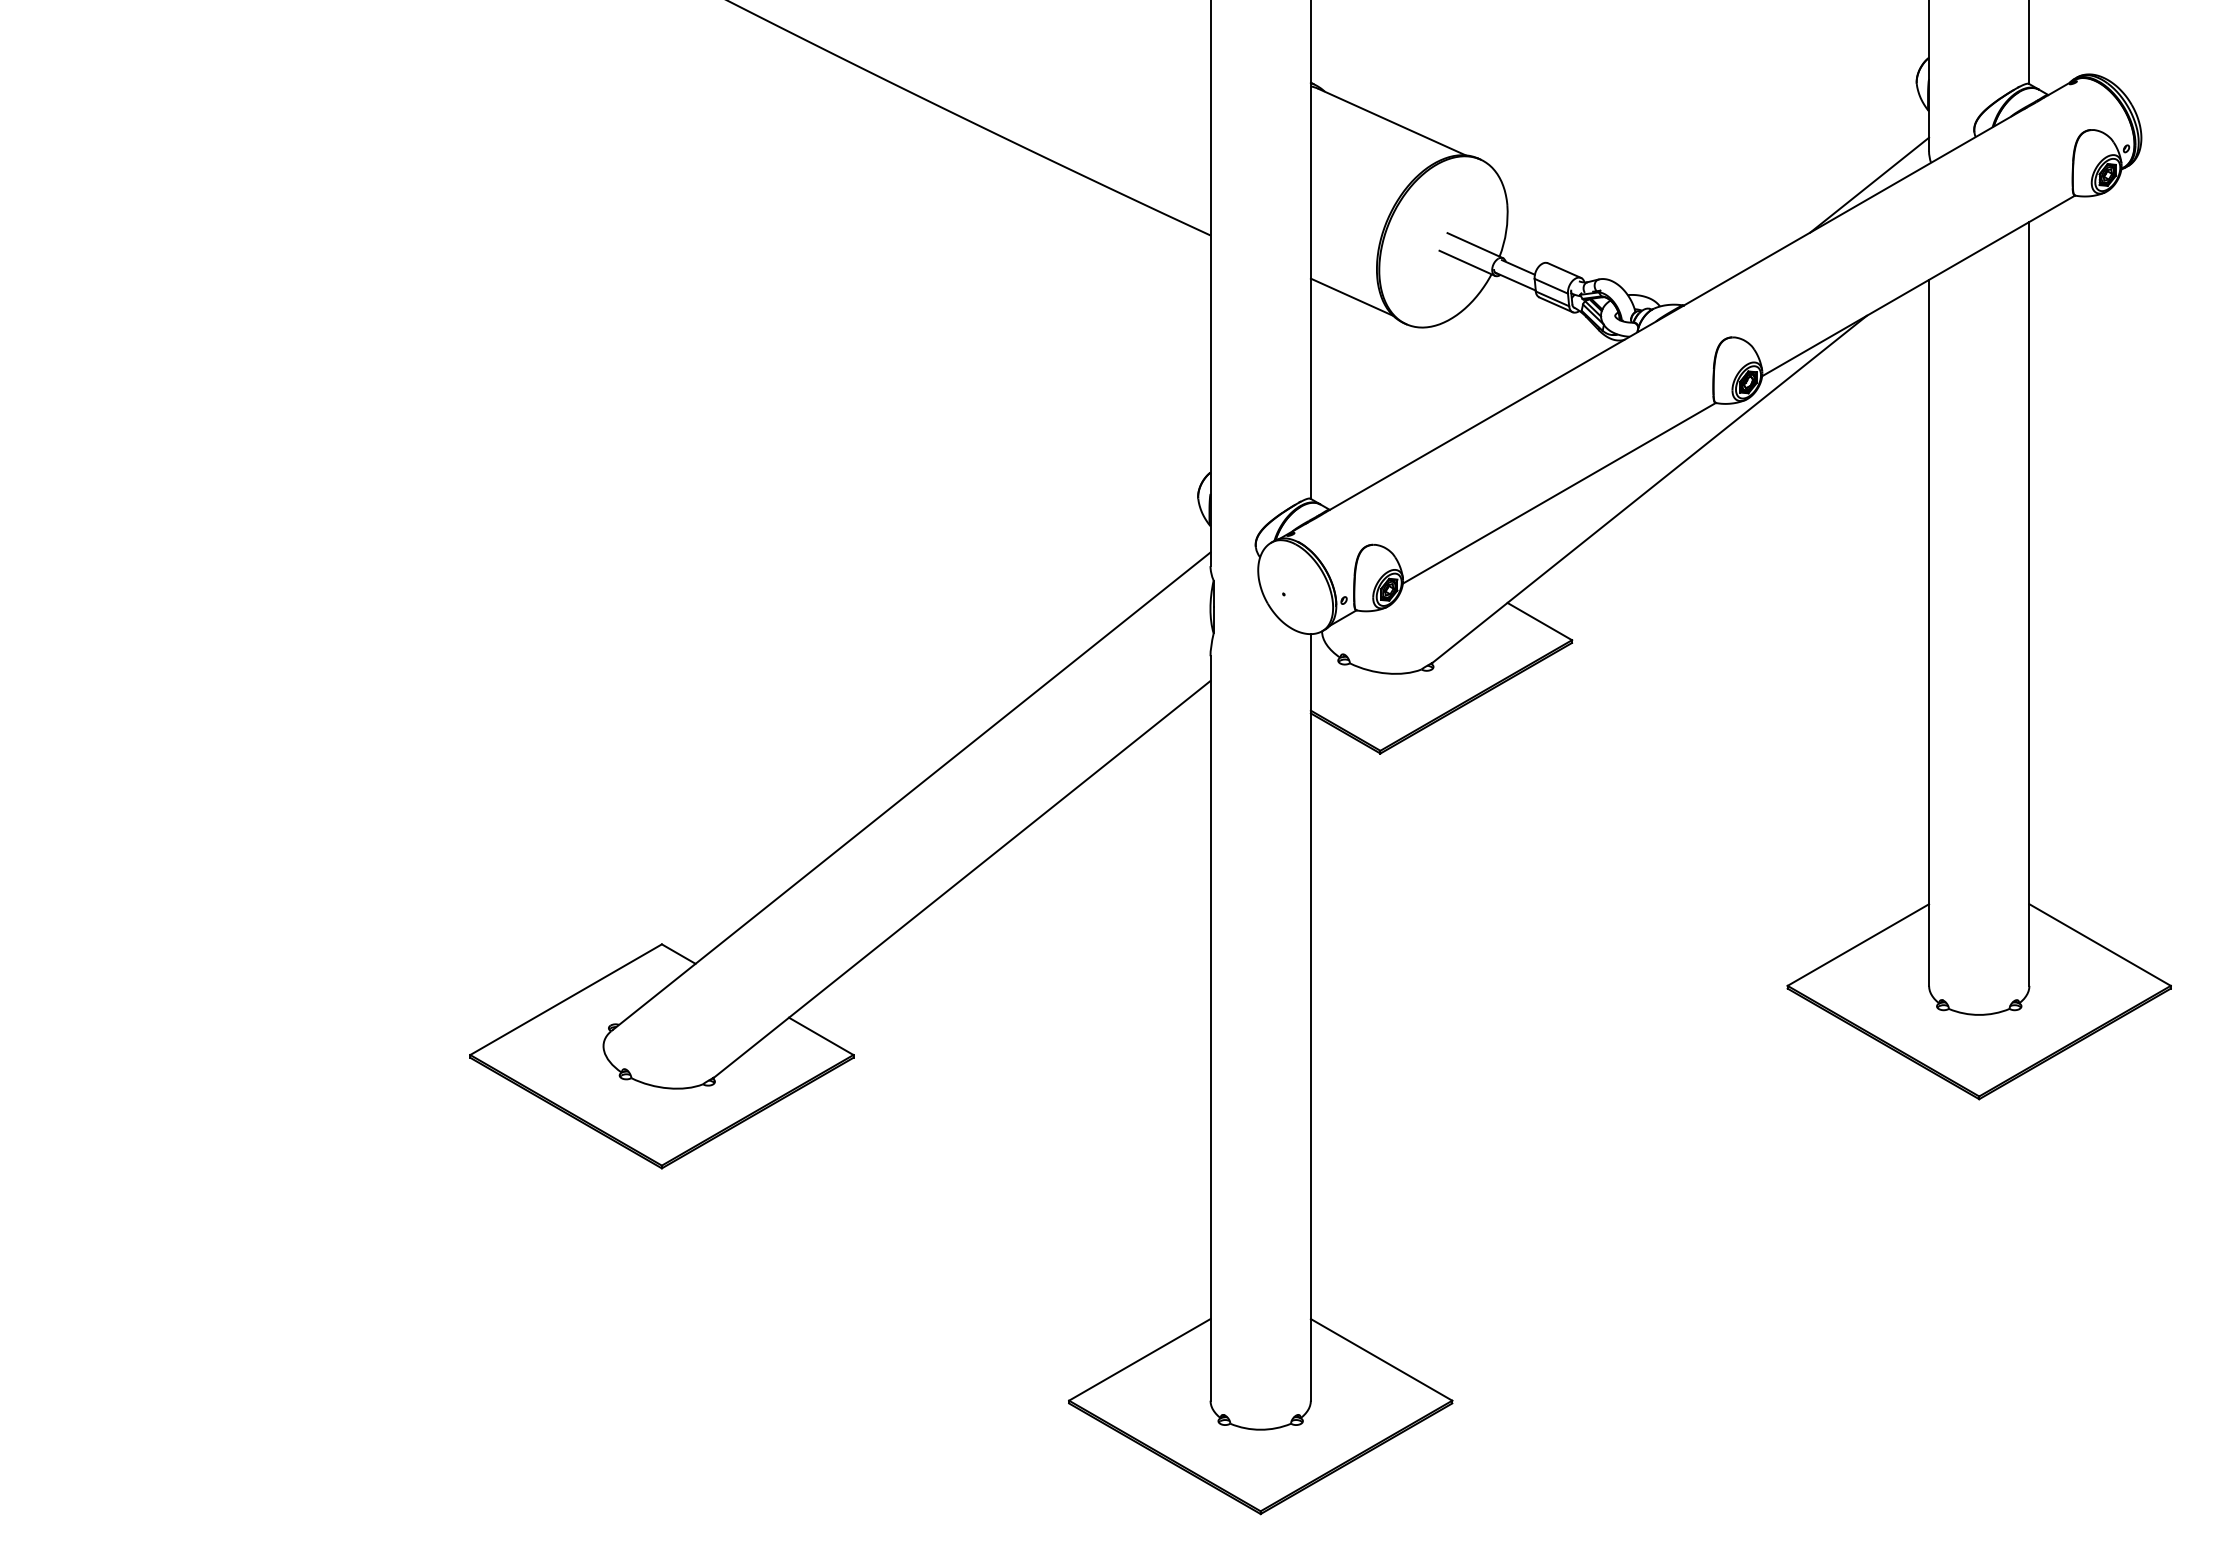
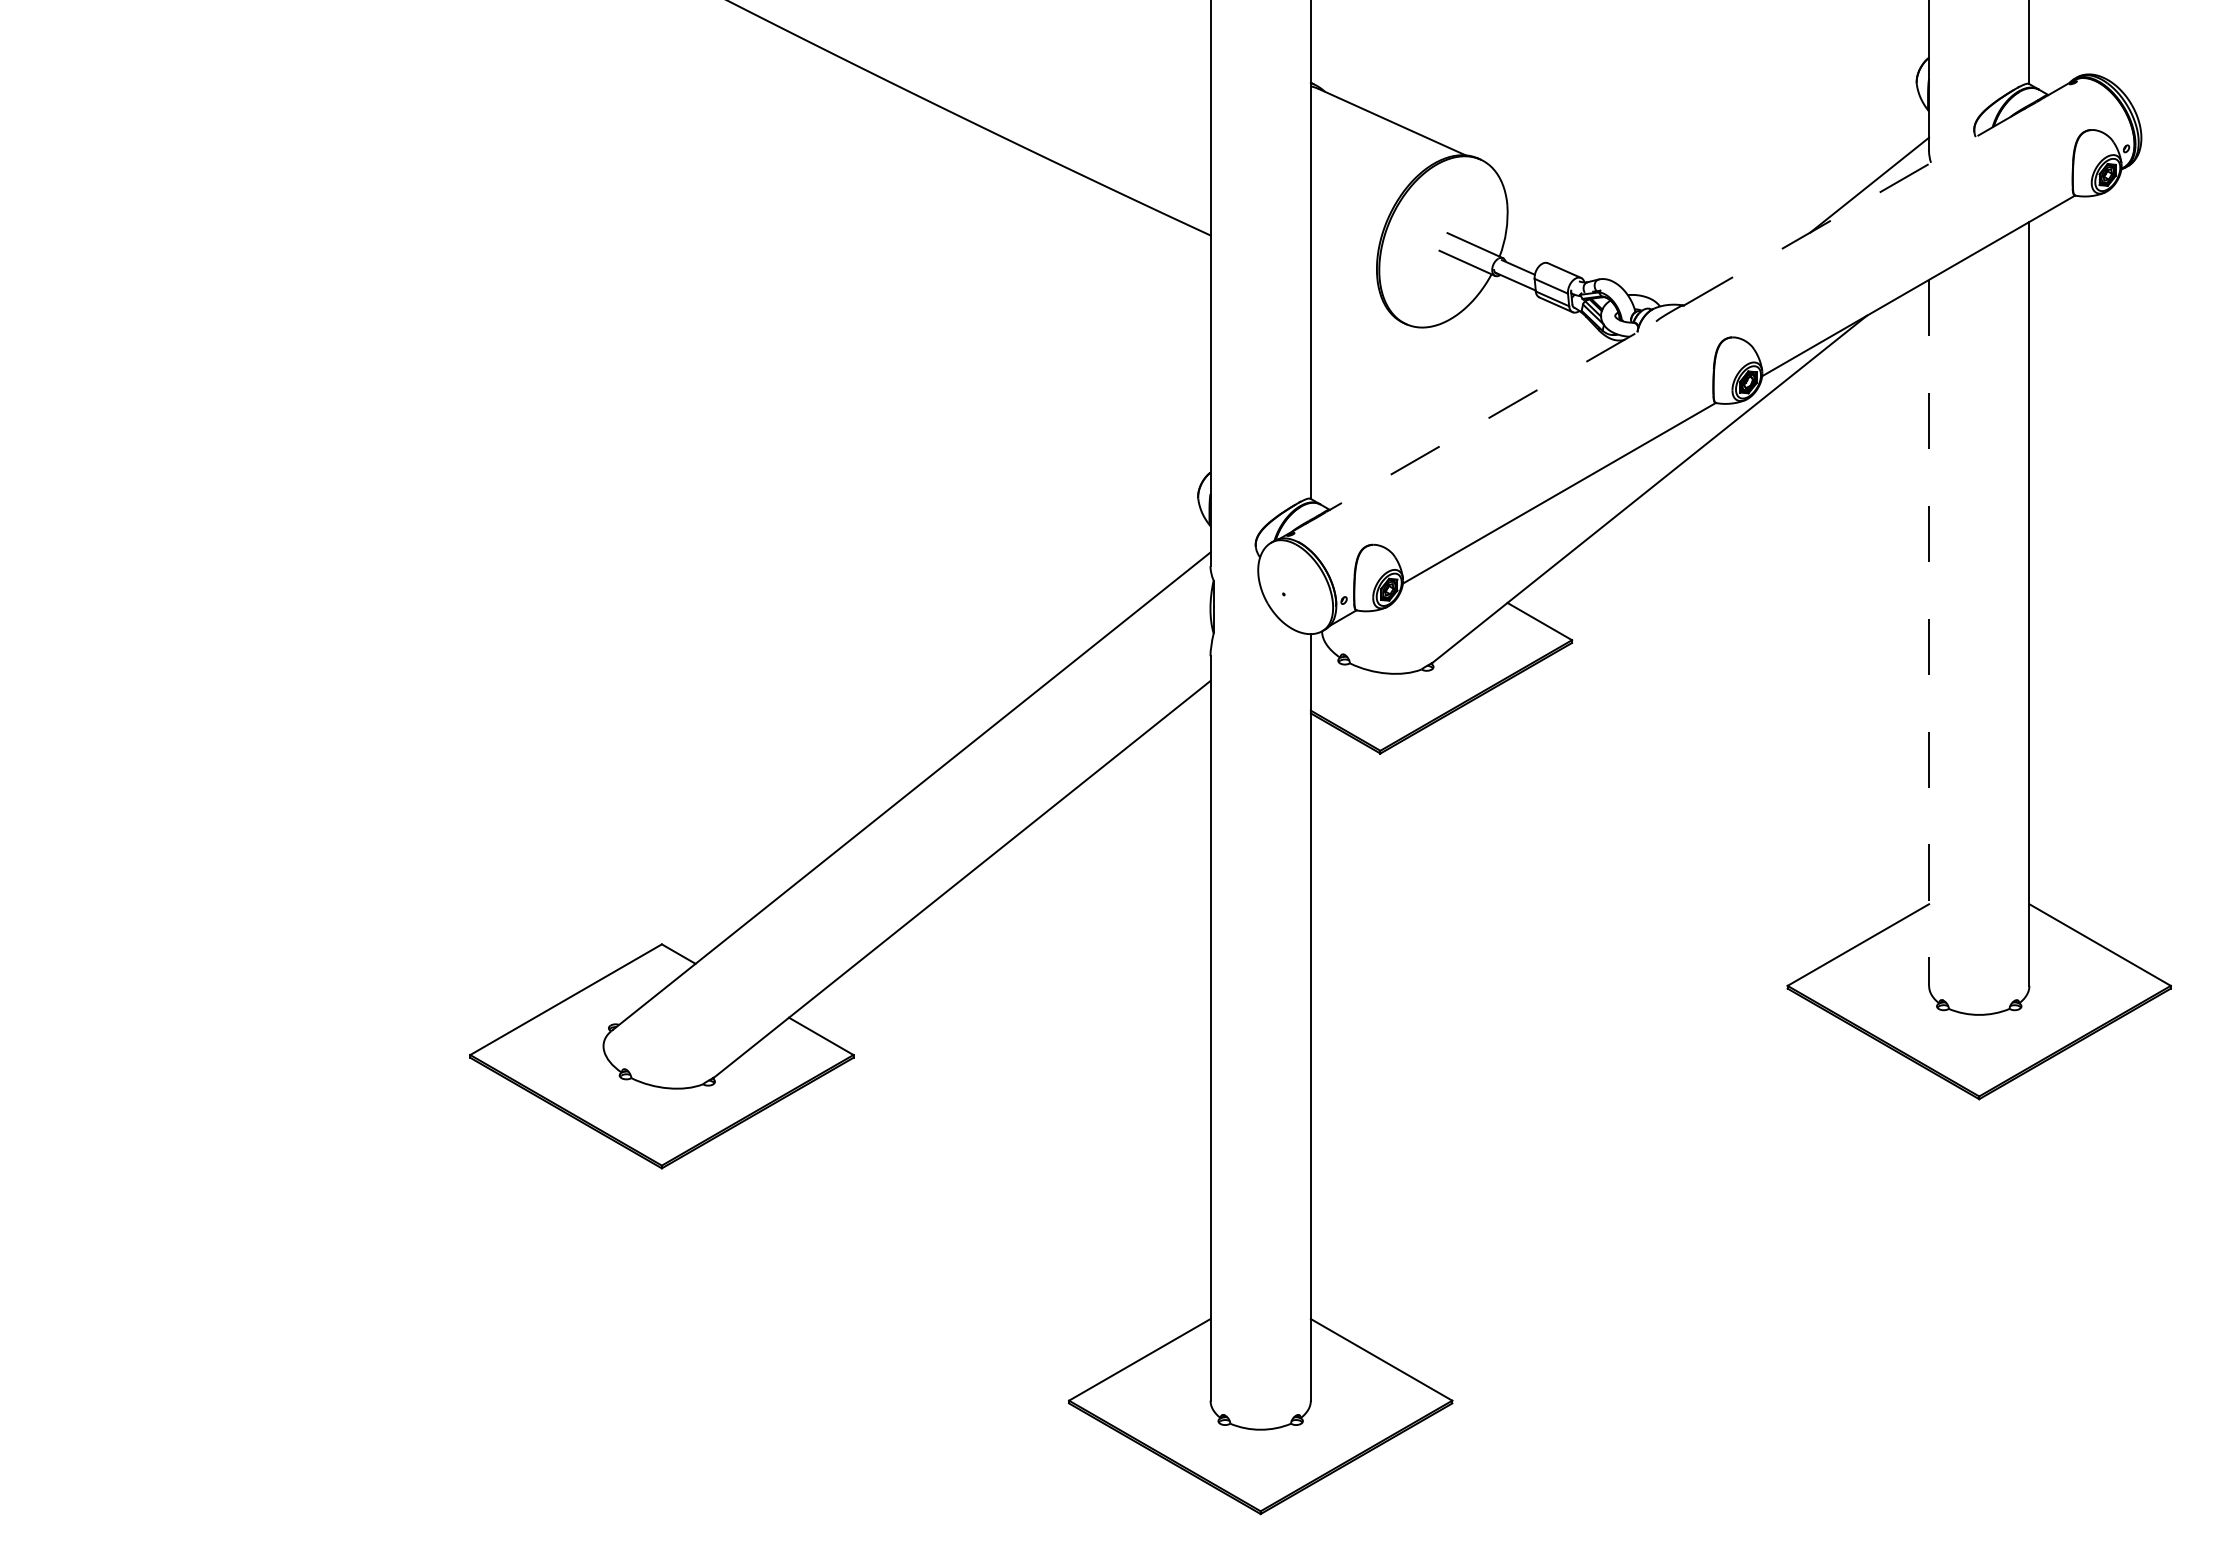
line: present -> none (1351, 296)
line: solid -> dashed (1675, 310)
line: solid -> dashed (1929, 632)
